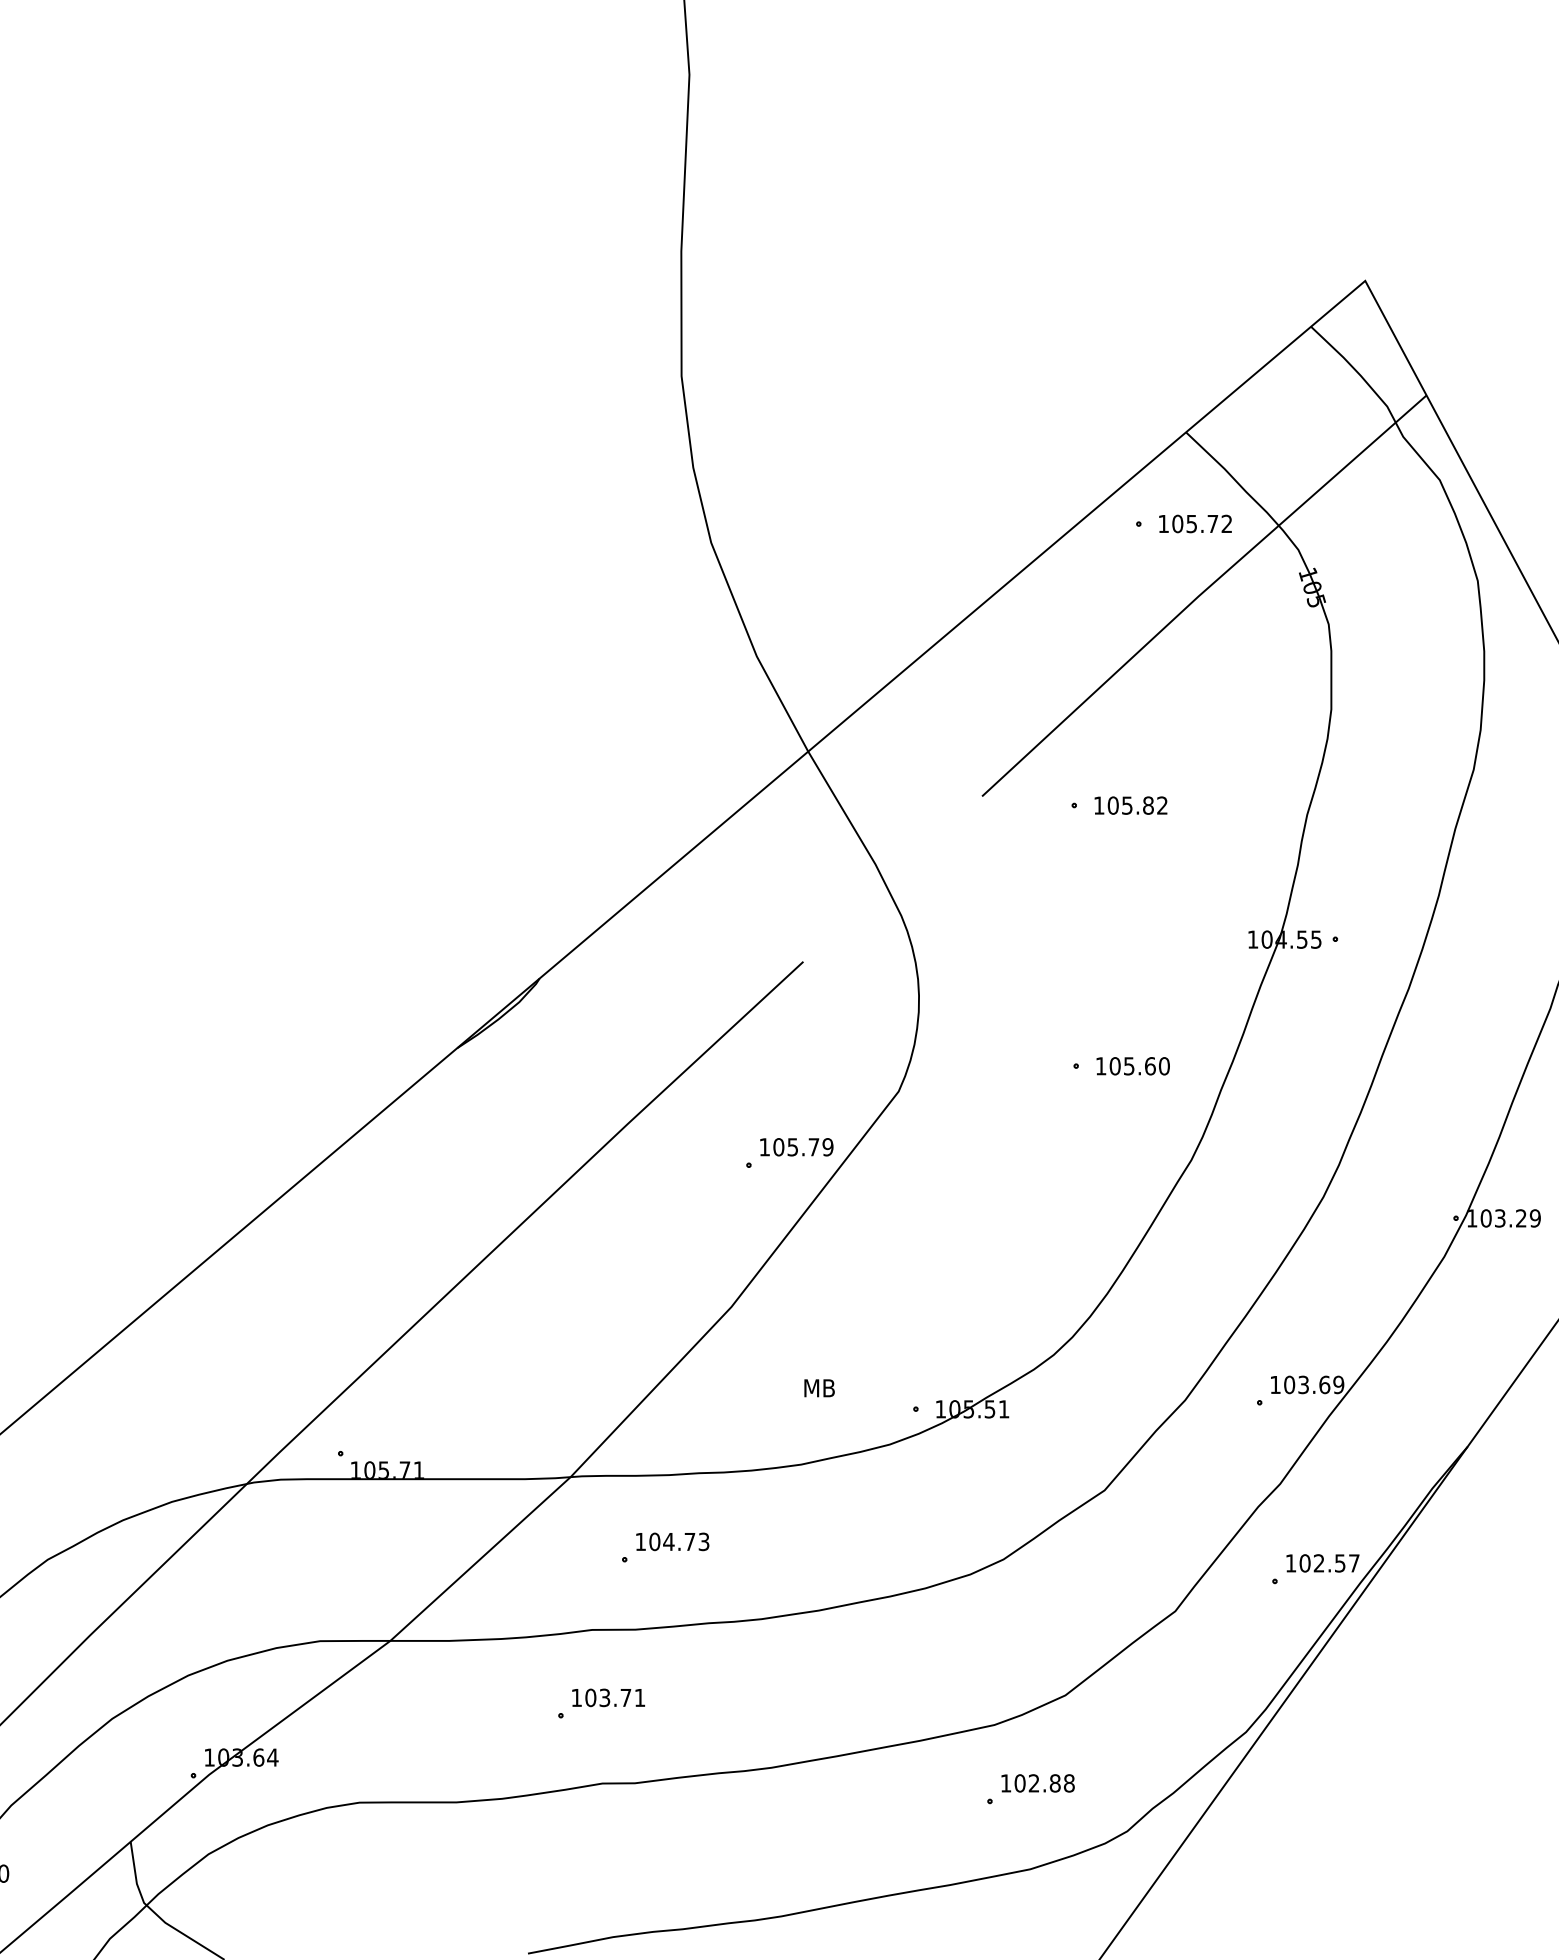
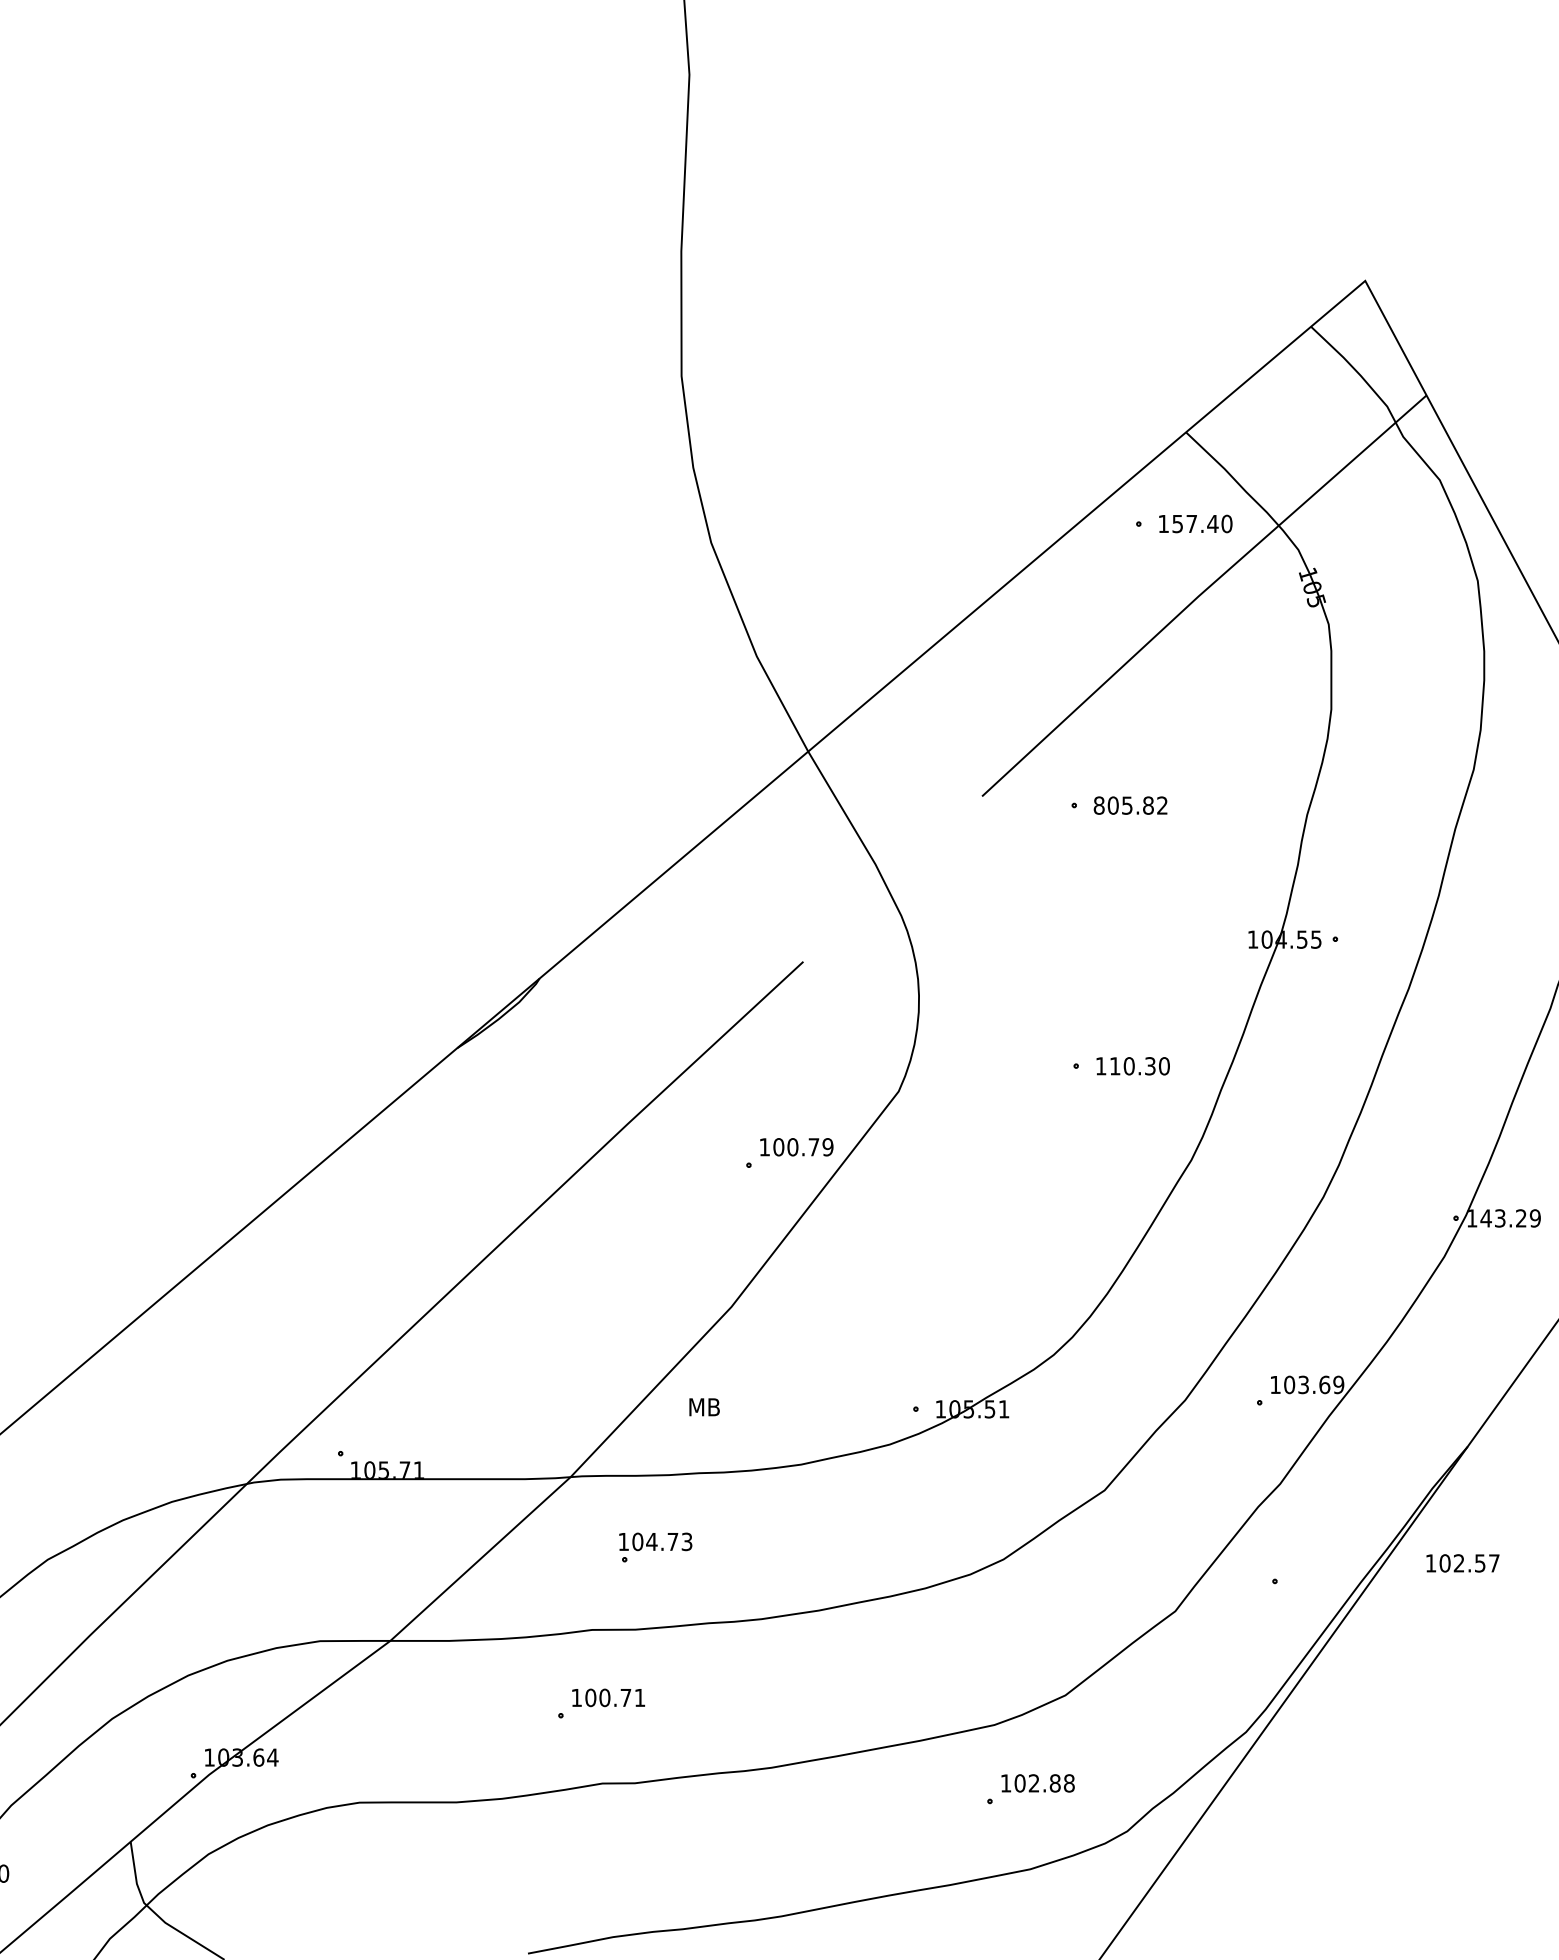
text: 105.72 -> 157.40 (1202, 523)
text: 105.82 -> 805.82 (1098, 805)
text: 105.60 -> 110.30 (1132, 1066)
text: 105.79 -> 100.79 (792, 1147)
text: 103.29 -> 143.29 (1485, 1218)
text position: (819, 1388) -> (704, 1407) (704, 1407)
text position: (672, 1541) -> (655, 1541) (655, 1541)
text position: (1322, 1563) -> (1462, 1563) (1462, 1563)
text: 103.71 -> 100.71 (604, 1697)
